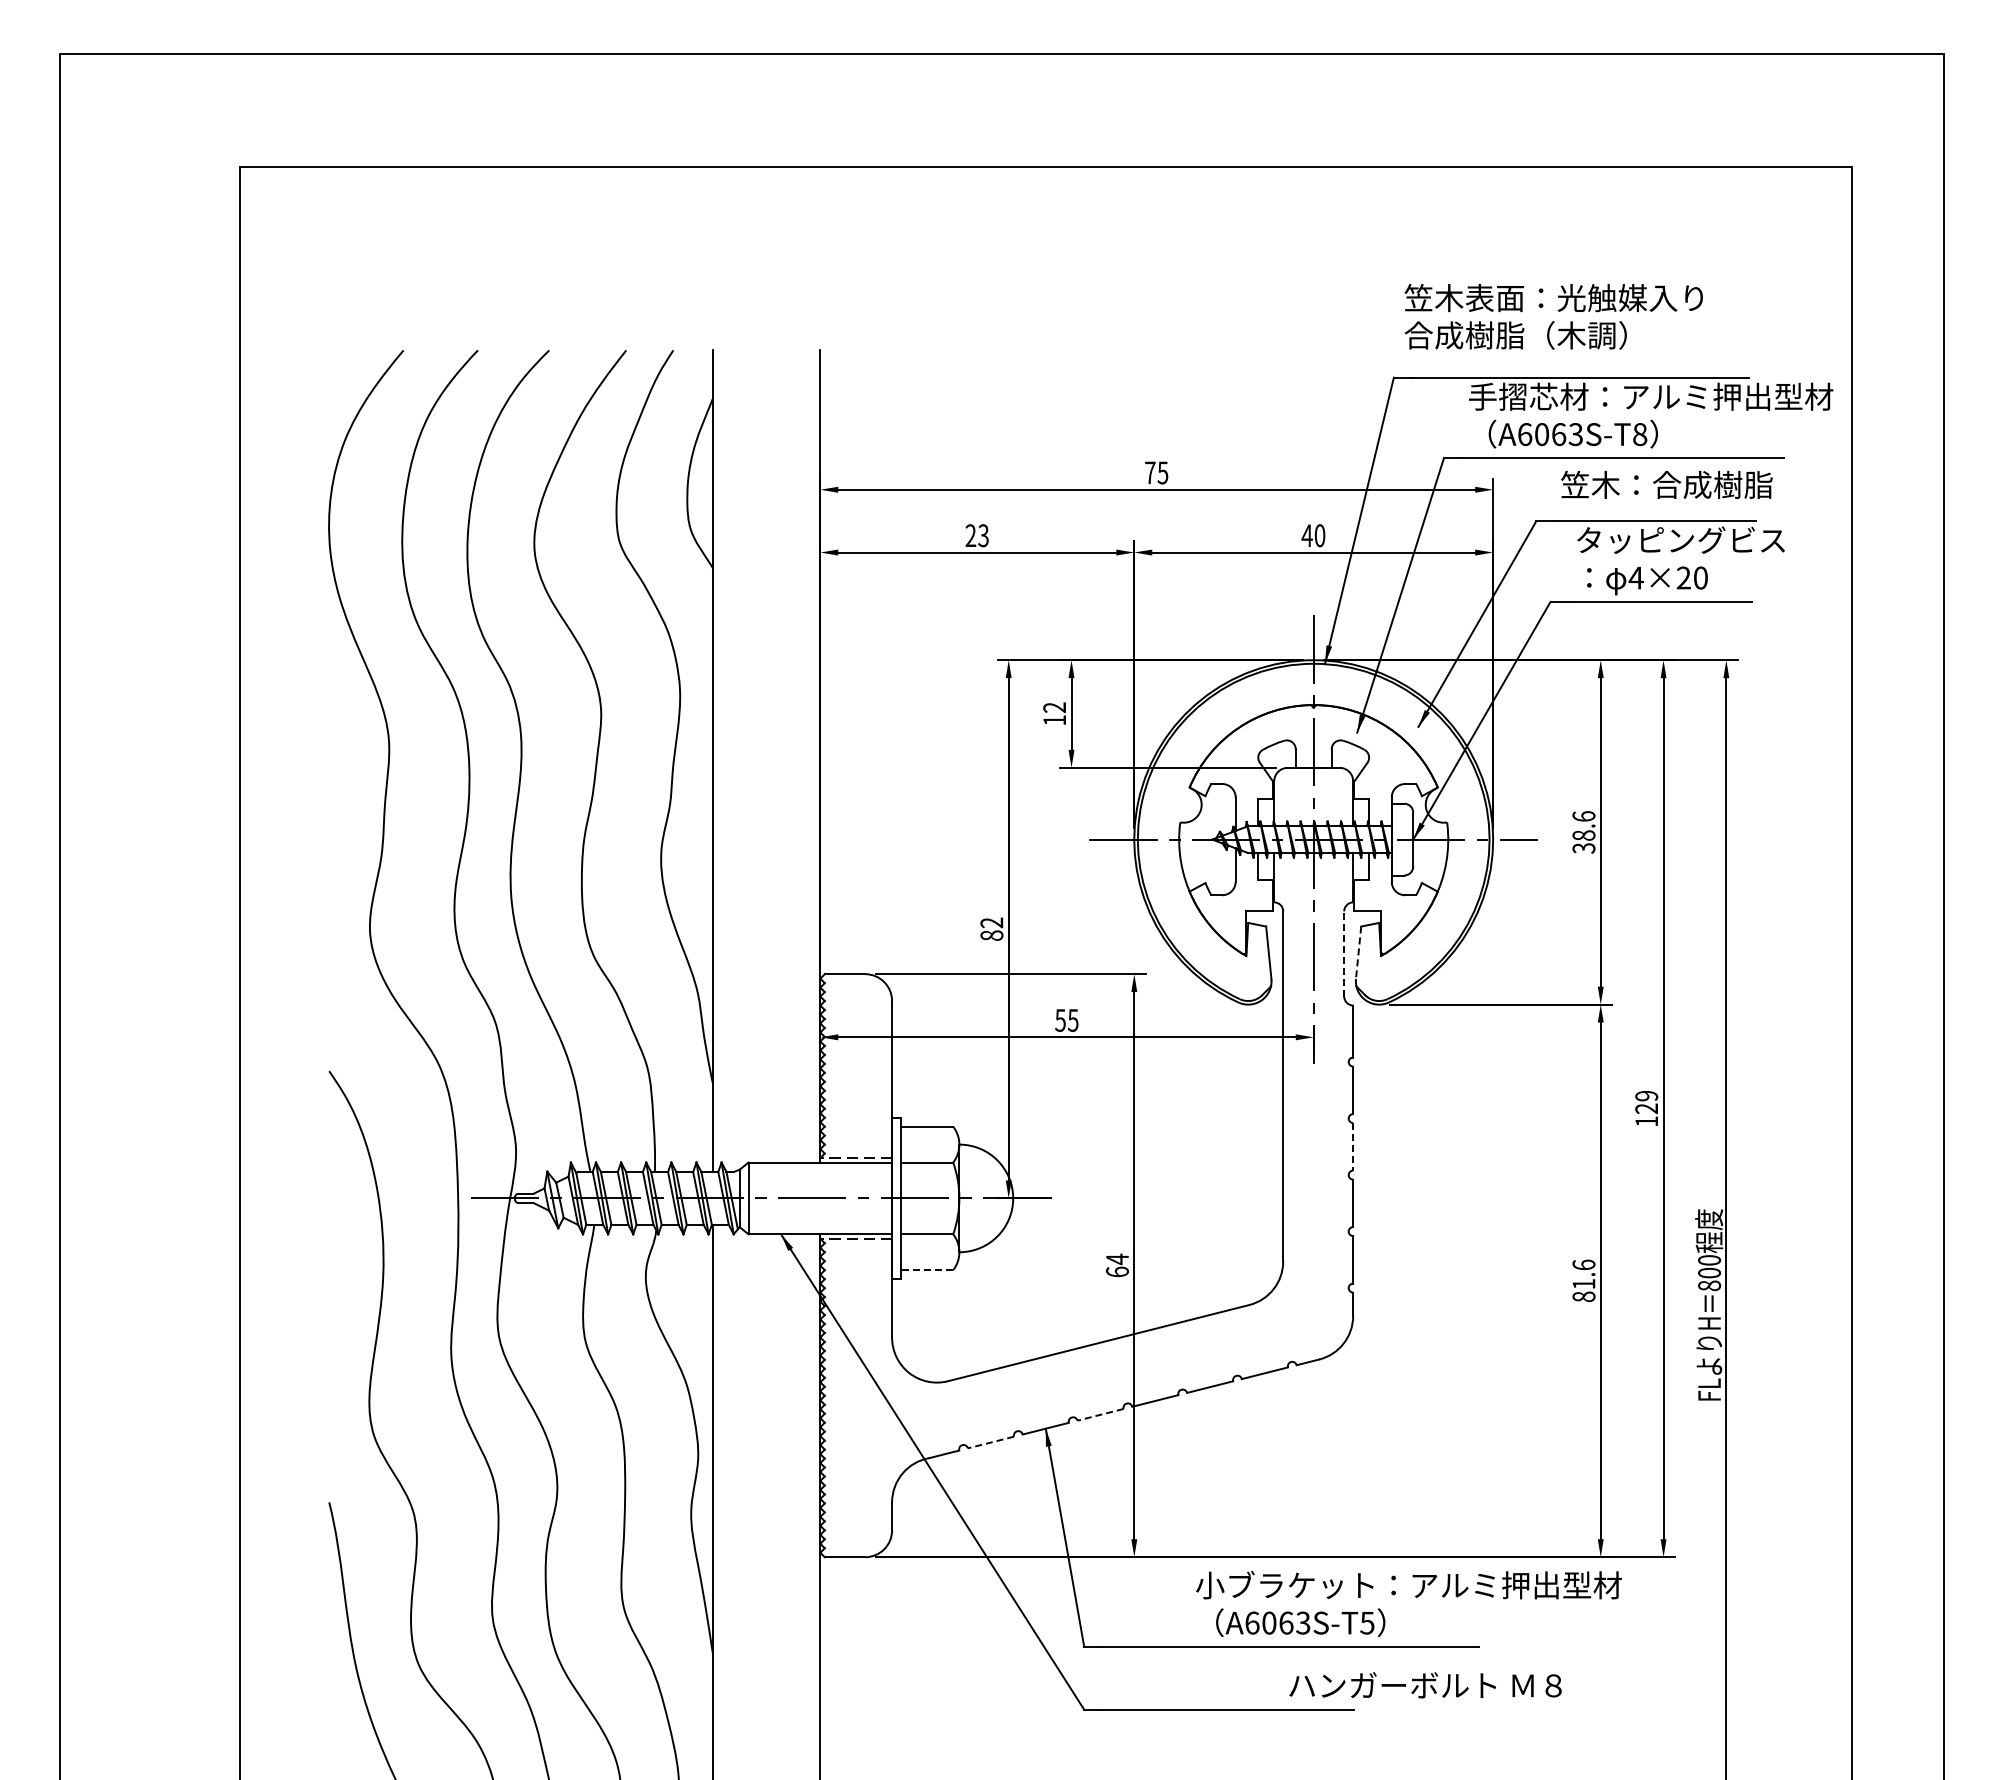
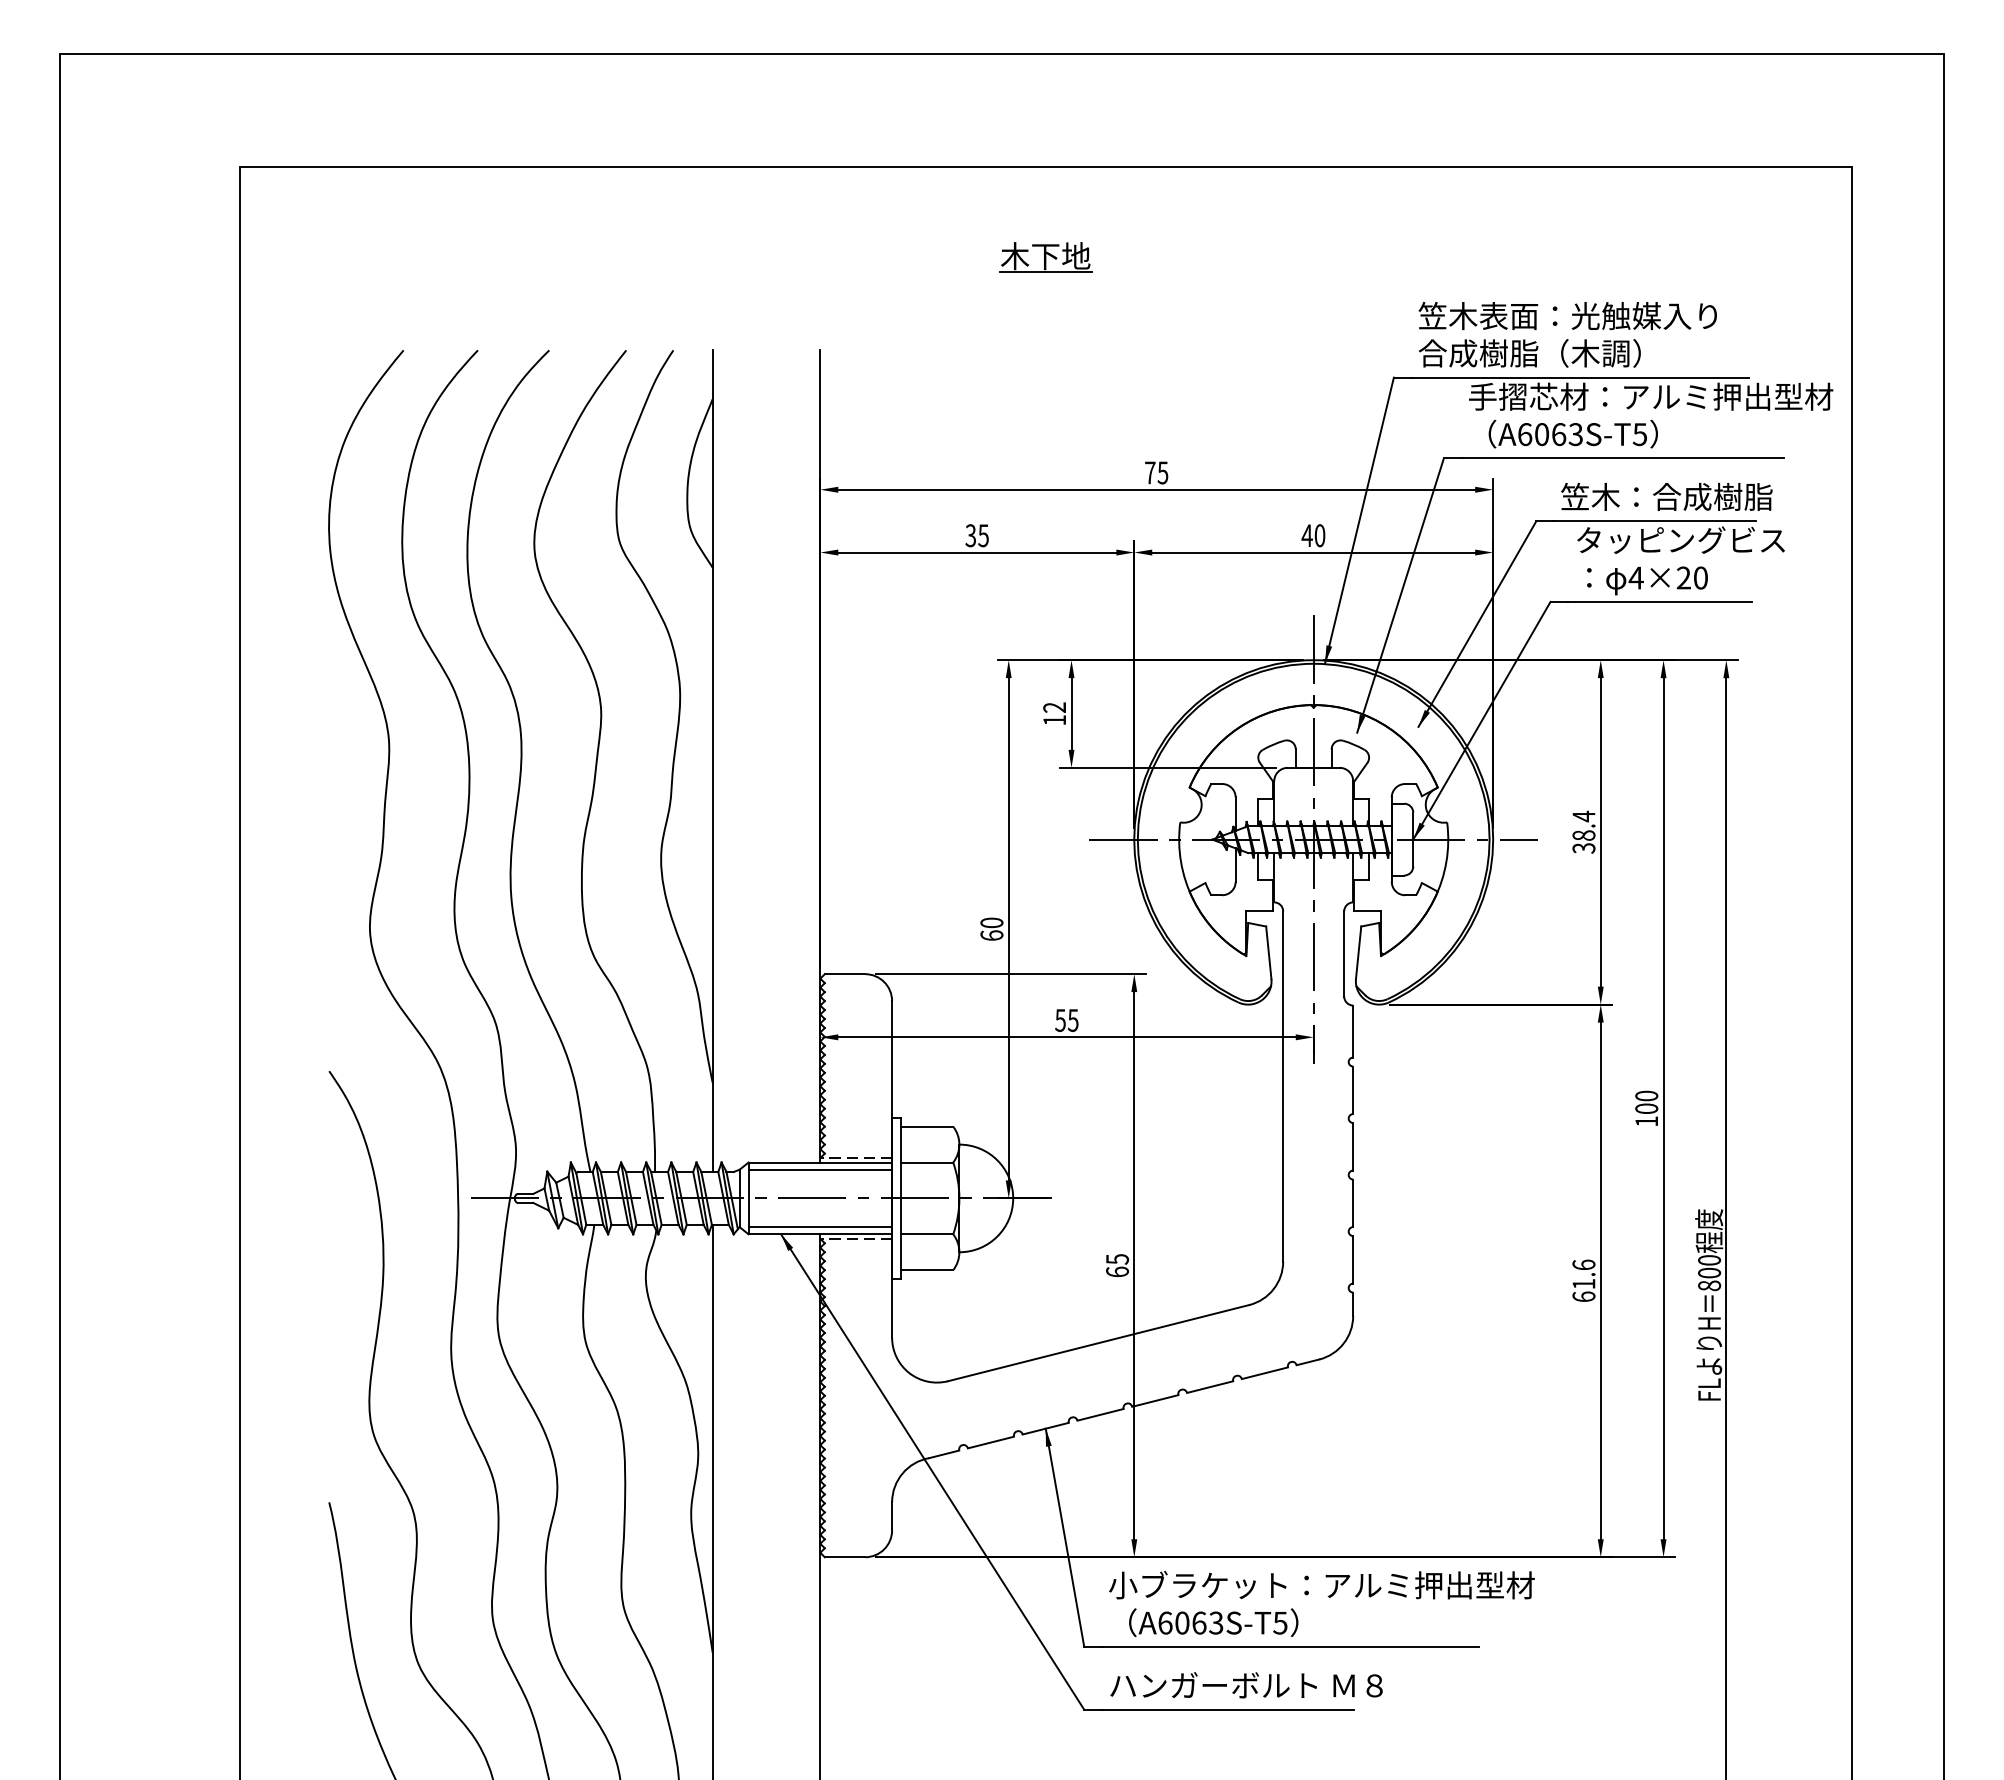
part: none -> present (1045, 257)
text position: (1553, 316) -> (1567, 334) (1567, 334)
text: A6063S-T8 -> A6063S-T5 (1639, 434)
text position: (1666, 484) -> (1666, 496) (1666, 496)
text: 23 -> 35 (976, 535)
text: 38.6 -> 38.4 (1583, 816)
text: 82 -> 60 (991, 928)
line: dashed -> solid (1344, 953)
line: dashed -> solid (1358, 953)
text: 129 -> 100 (1646, 1102)
line: dashed -> solid (1353, 1146)
line: none -> present (820, 1169)
line: none -> present (820, 1227)
text: 64 -> 65 (1117, 1259)
line: dashed -> solid (926, 1270)
text: 81.6 -> 61.6 (1583, 1296)
line: dashed -> solid (1100, 1414)
line: dashed -> solid (990, 1442)
text position: (1408, 1603) -> (1321, 1603) (1321, 1603)
text position: (1425, 1685) -> (1246, 1685) (1246, 1685)
